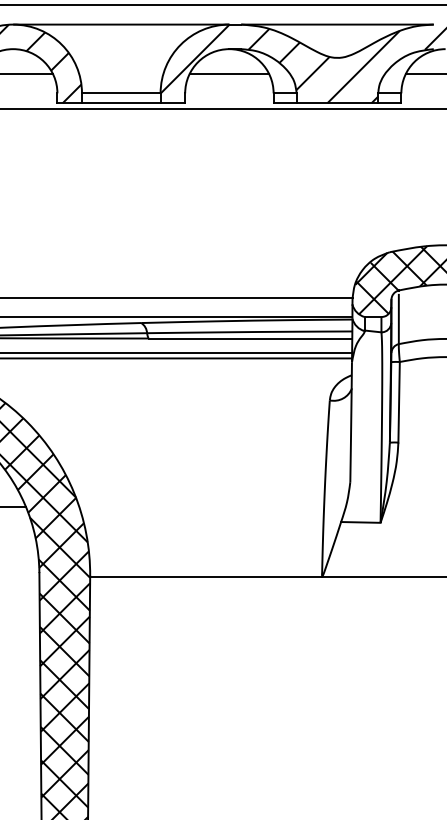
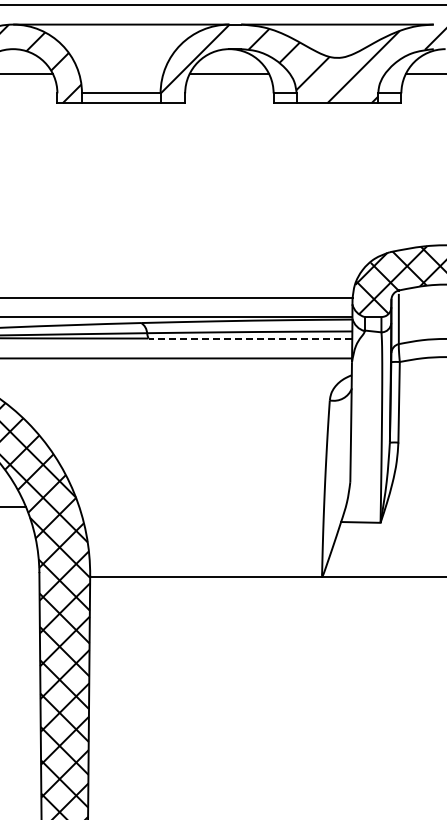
line: present -> none (222, 109)
line: solid -> dashed (250, 338)
line: present -> none (176, 353)
